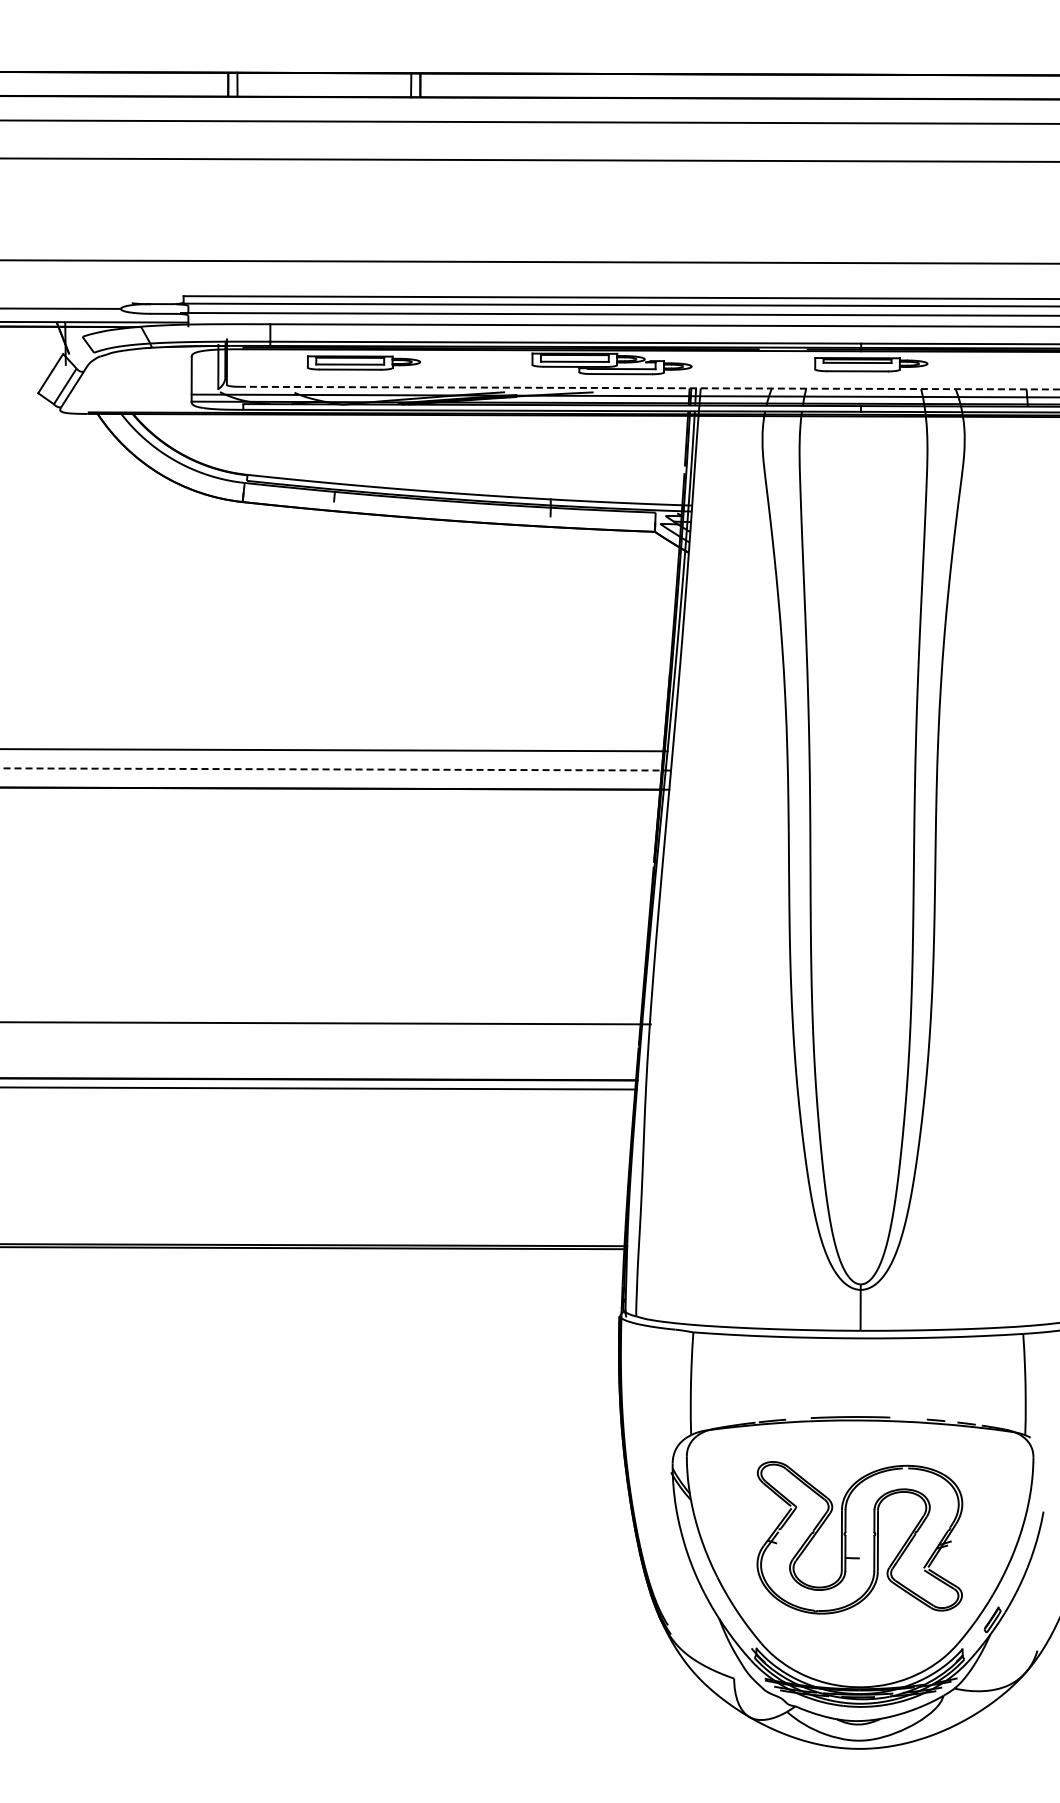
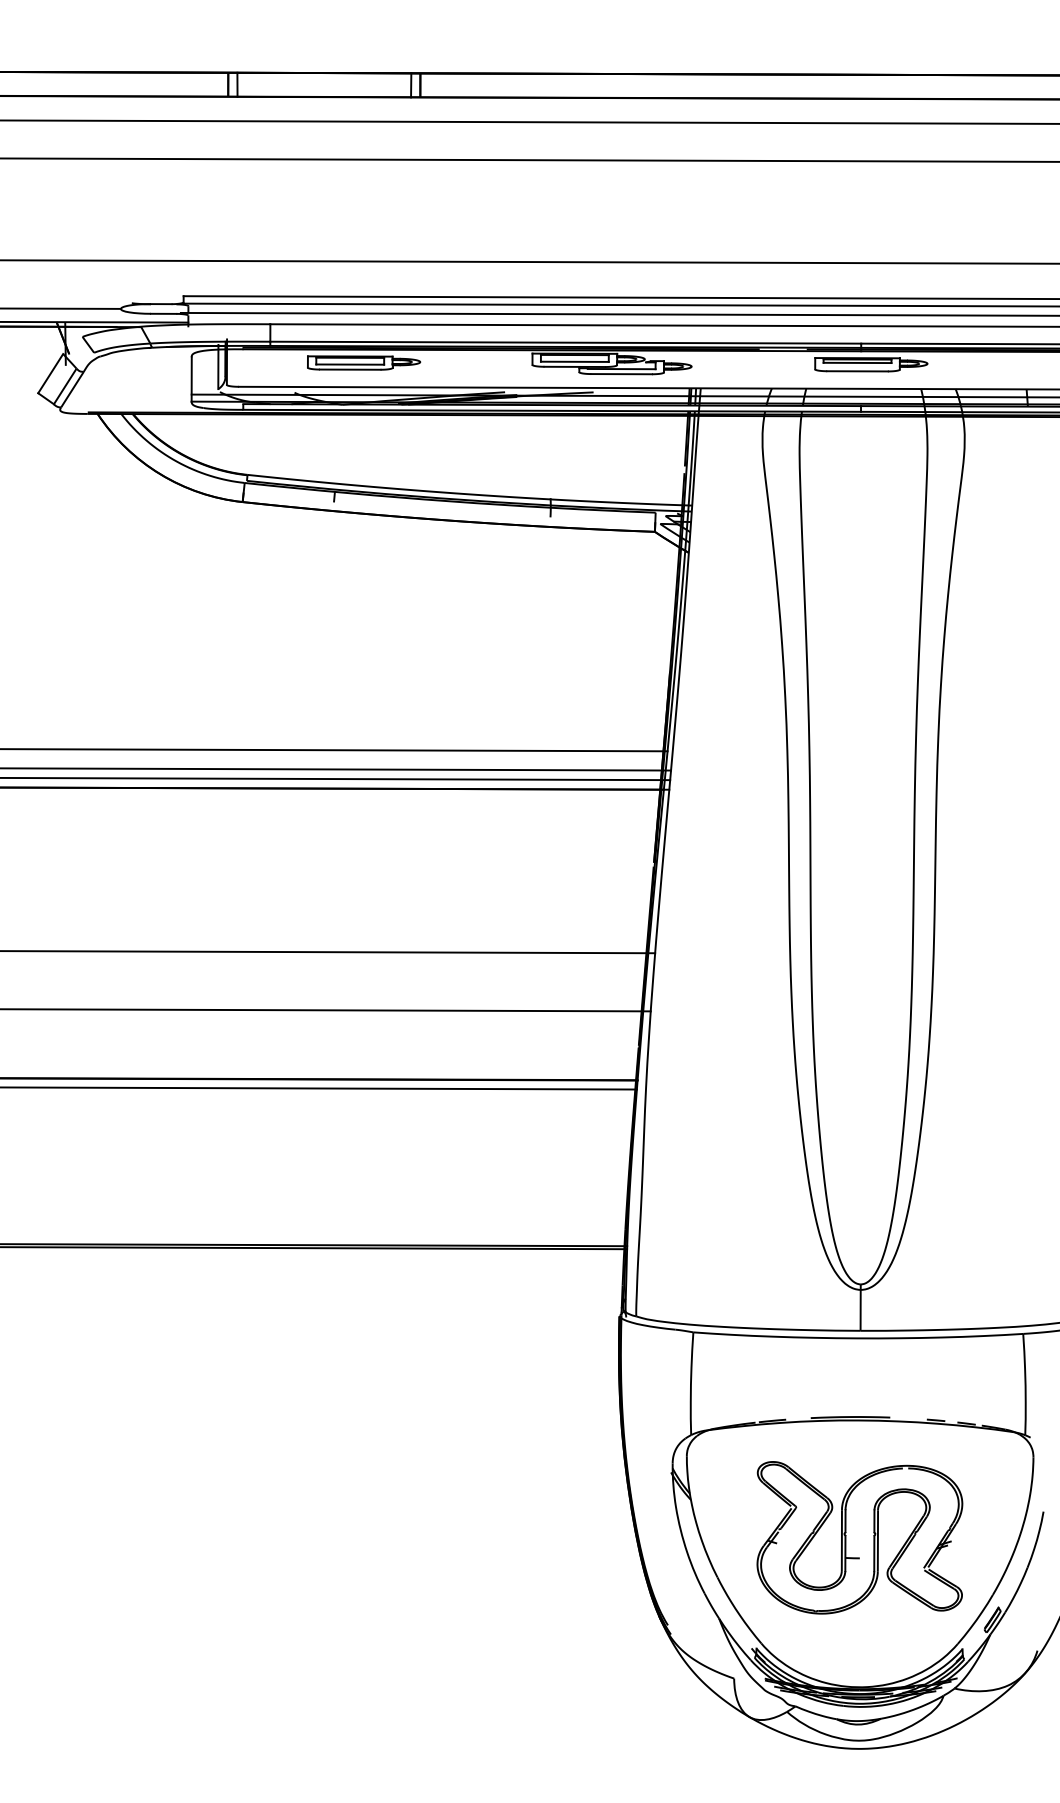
line: dashed -> solid (649, 388)
line: dashed -> solid (336, 769)
line: none -> present (336, 778)
line: none -> present (328, 952)
line position: (326, 1023) -> (326, 1010) (326, 1010)
